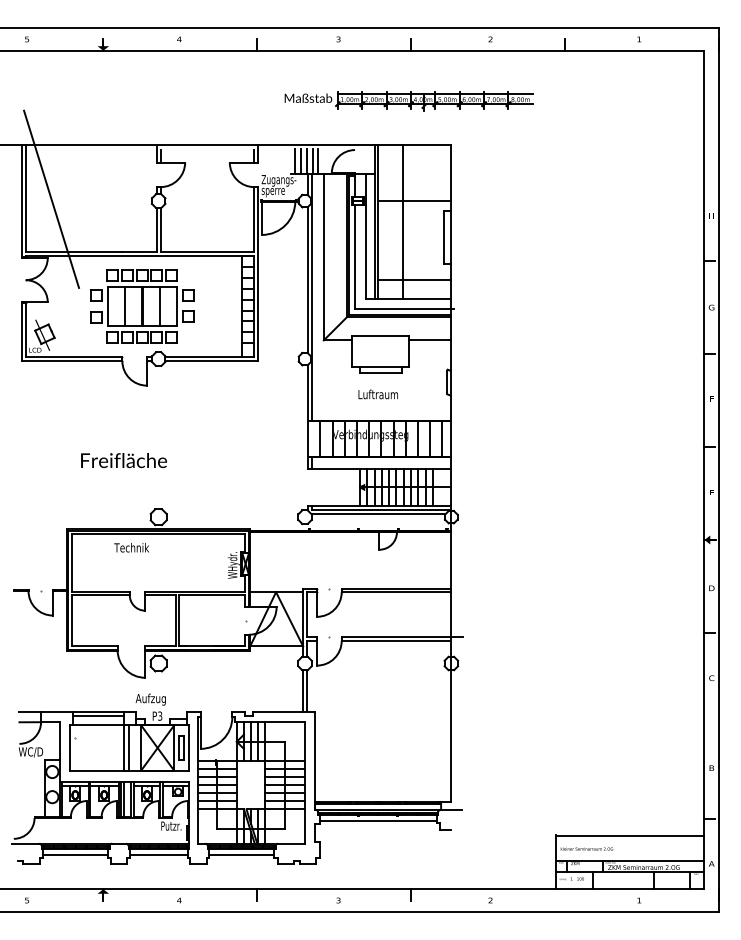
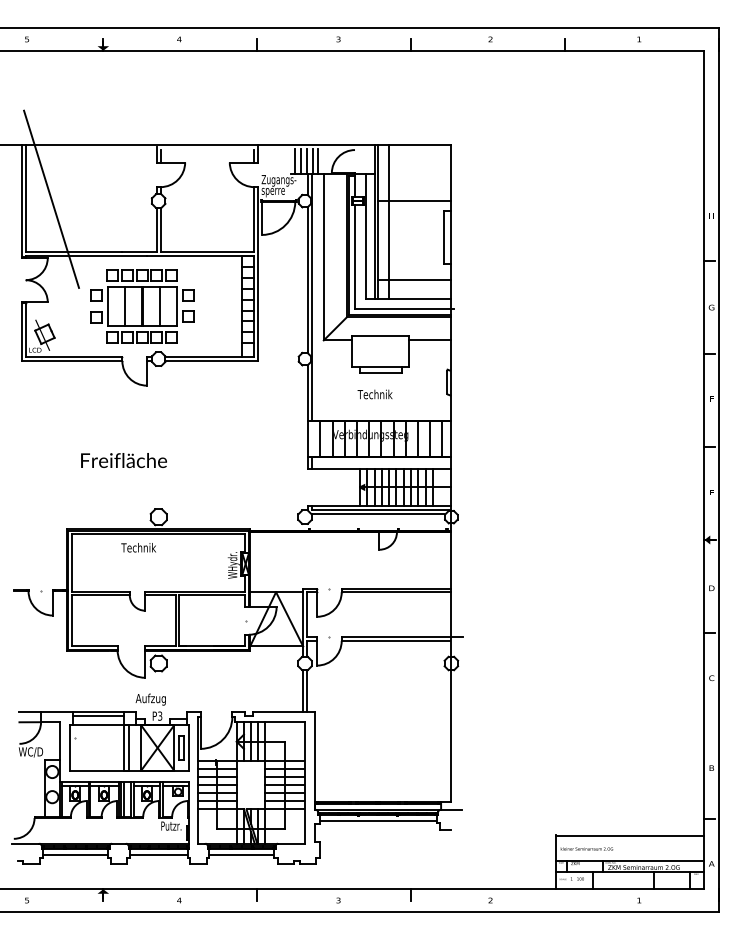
part: present -> none (408, 101)
line position: (402, 221) -> (388, 221) (388, 221)
text: Luftraum -> Technik (377, 394)
text position: (131, 547) -> (138, 547) (138, 547)
